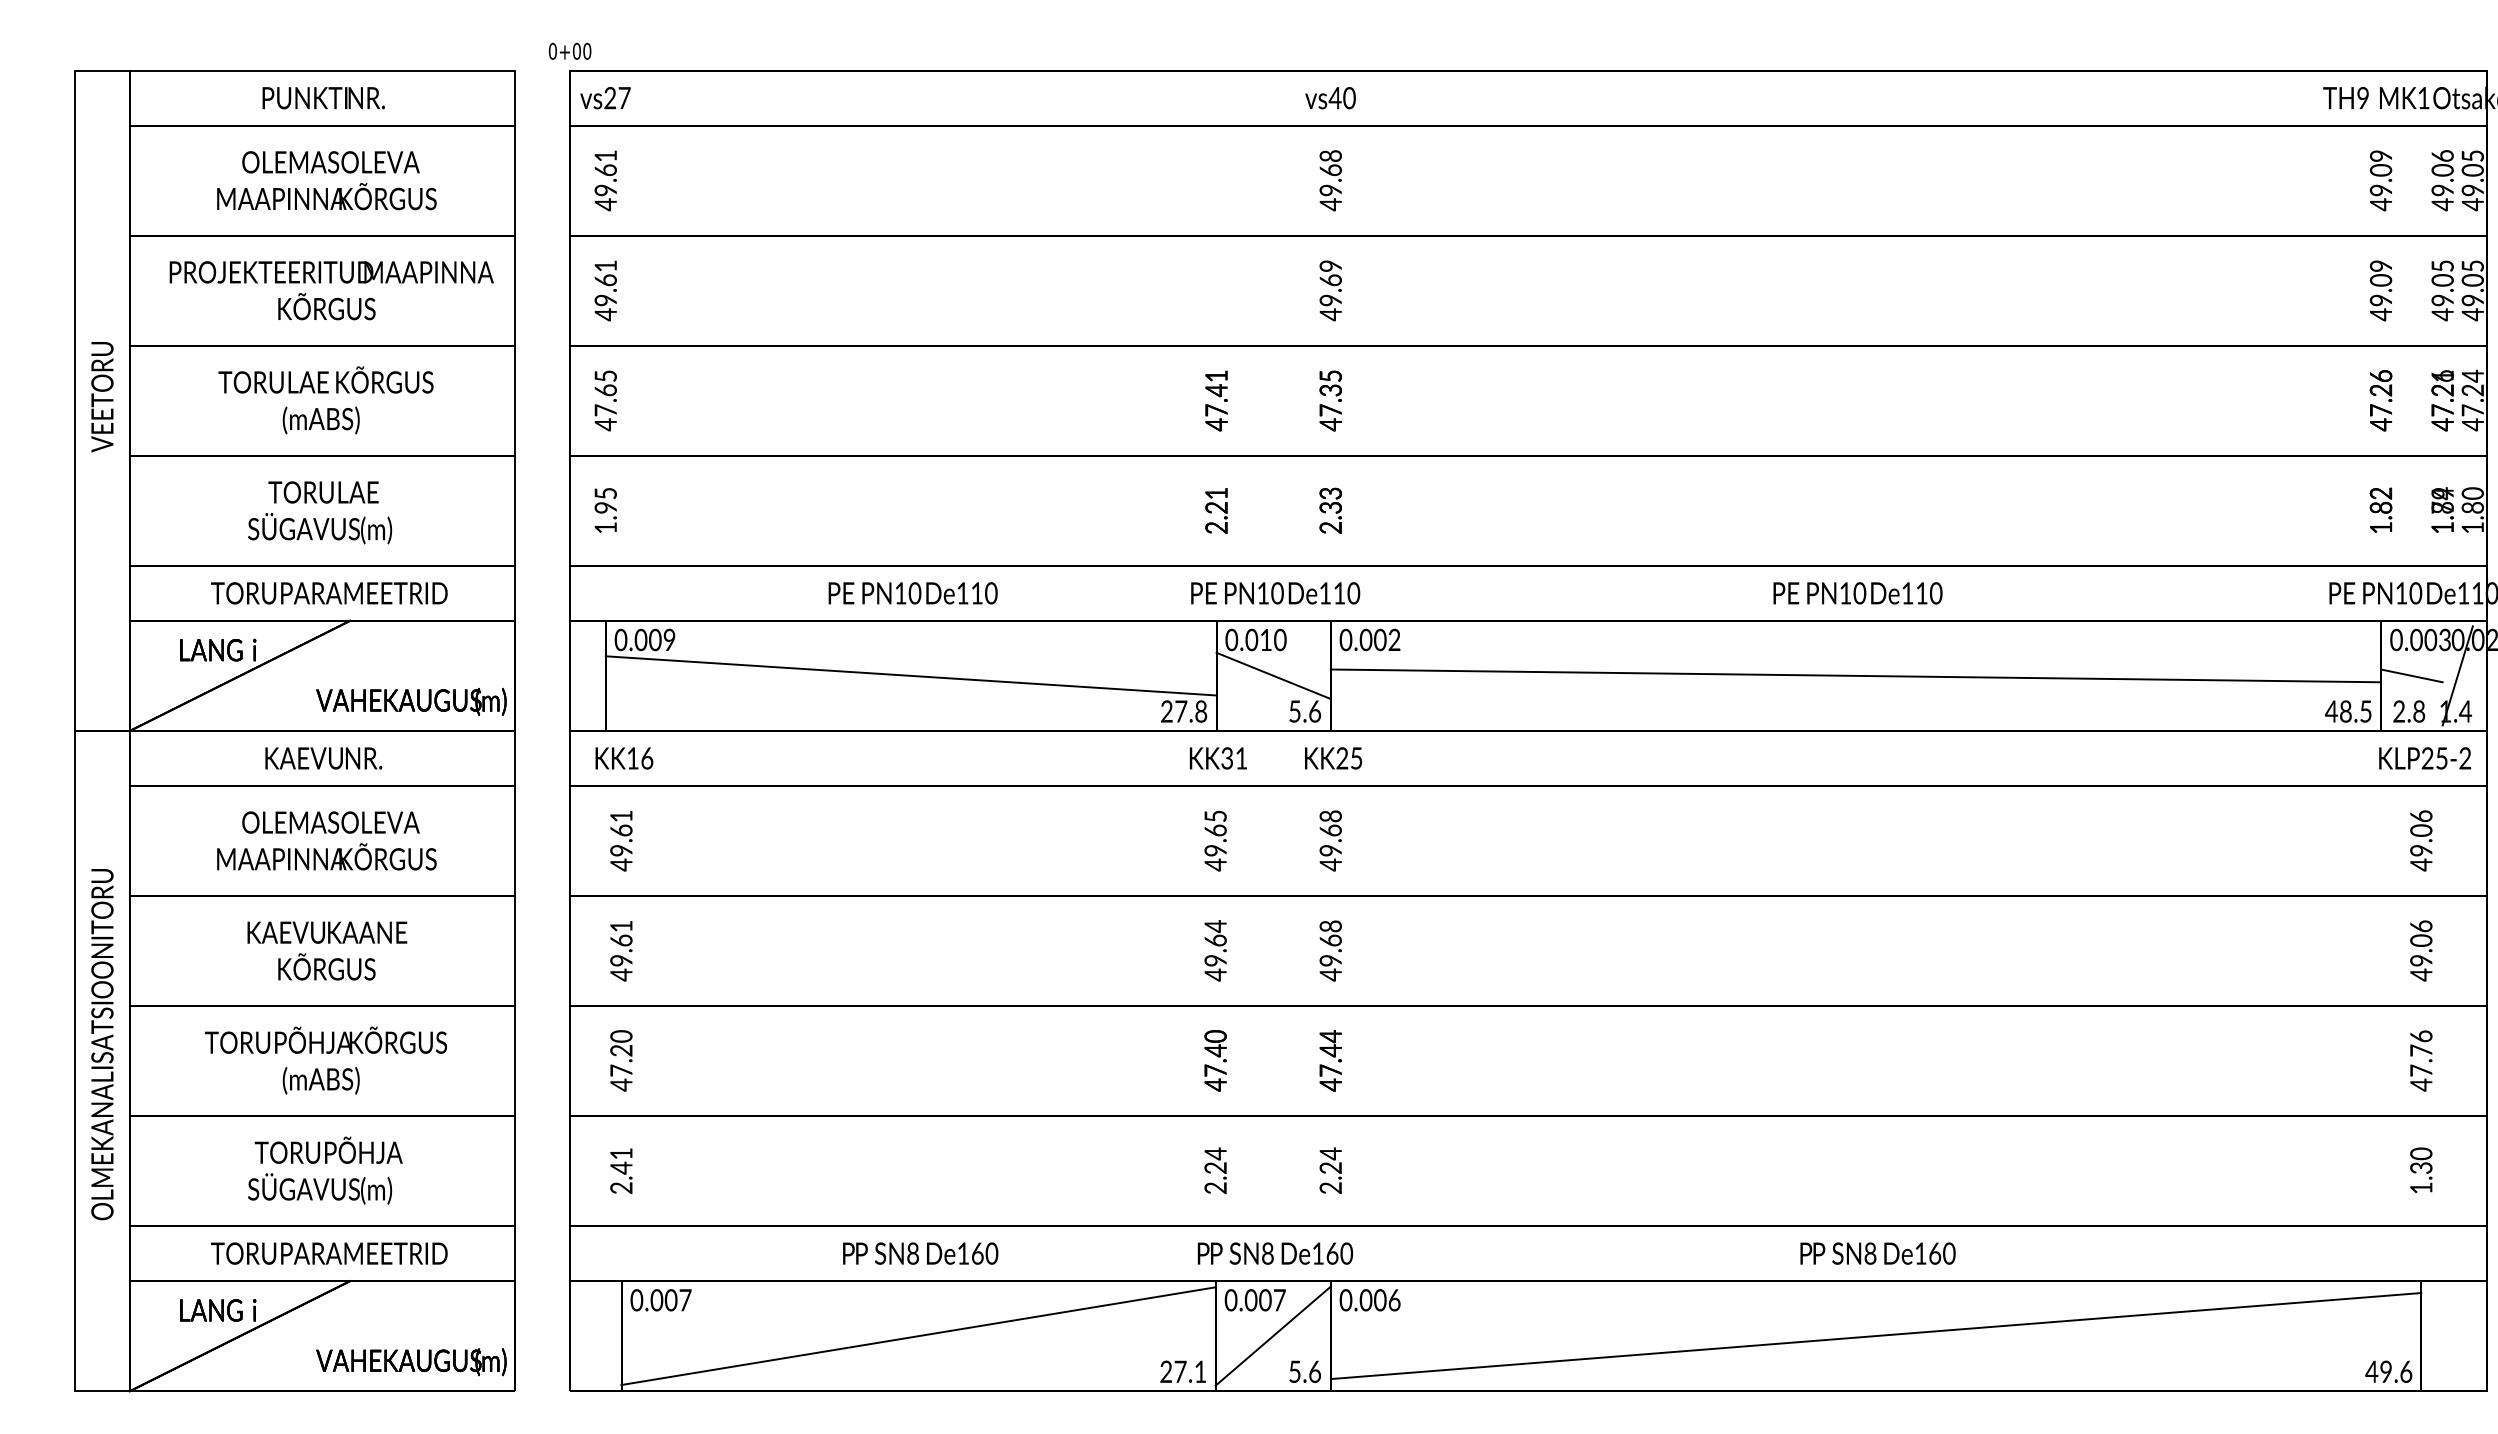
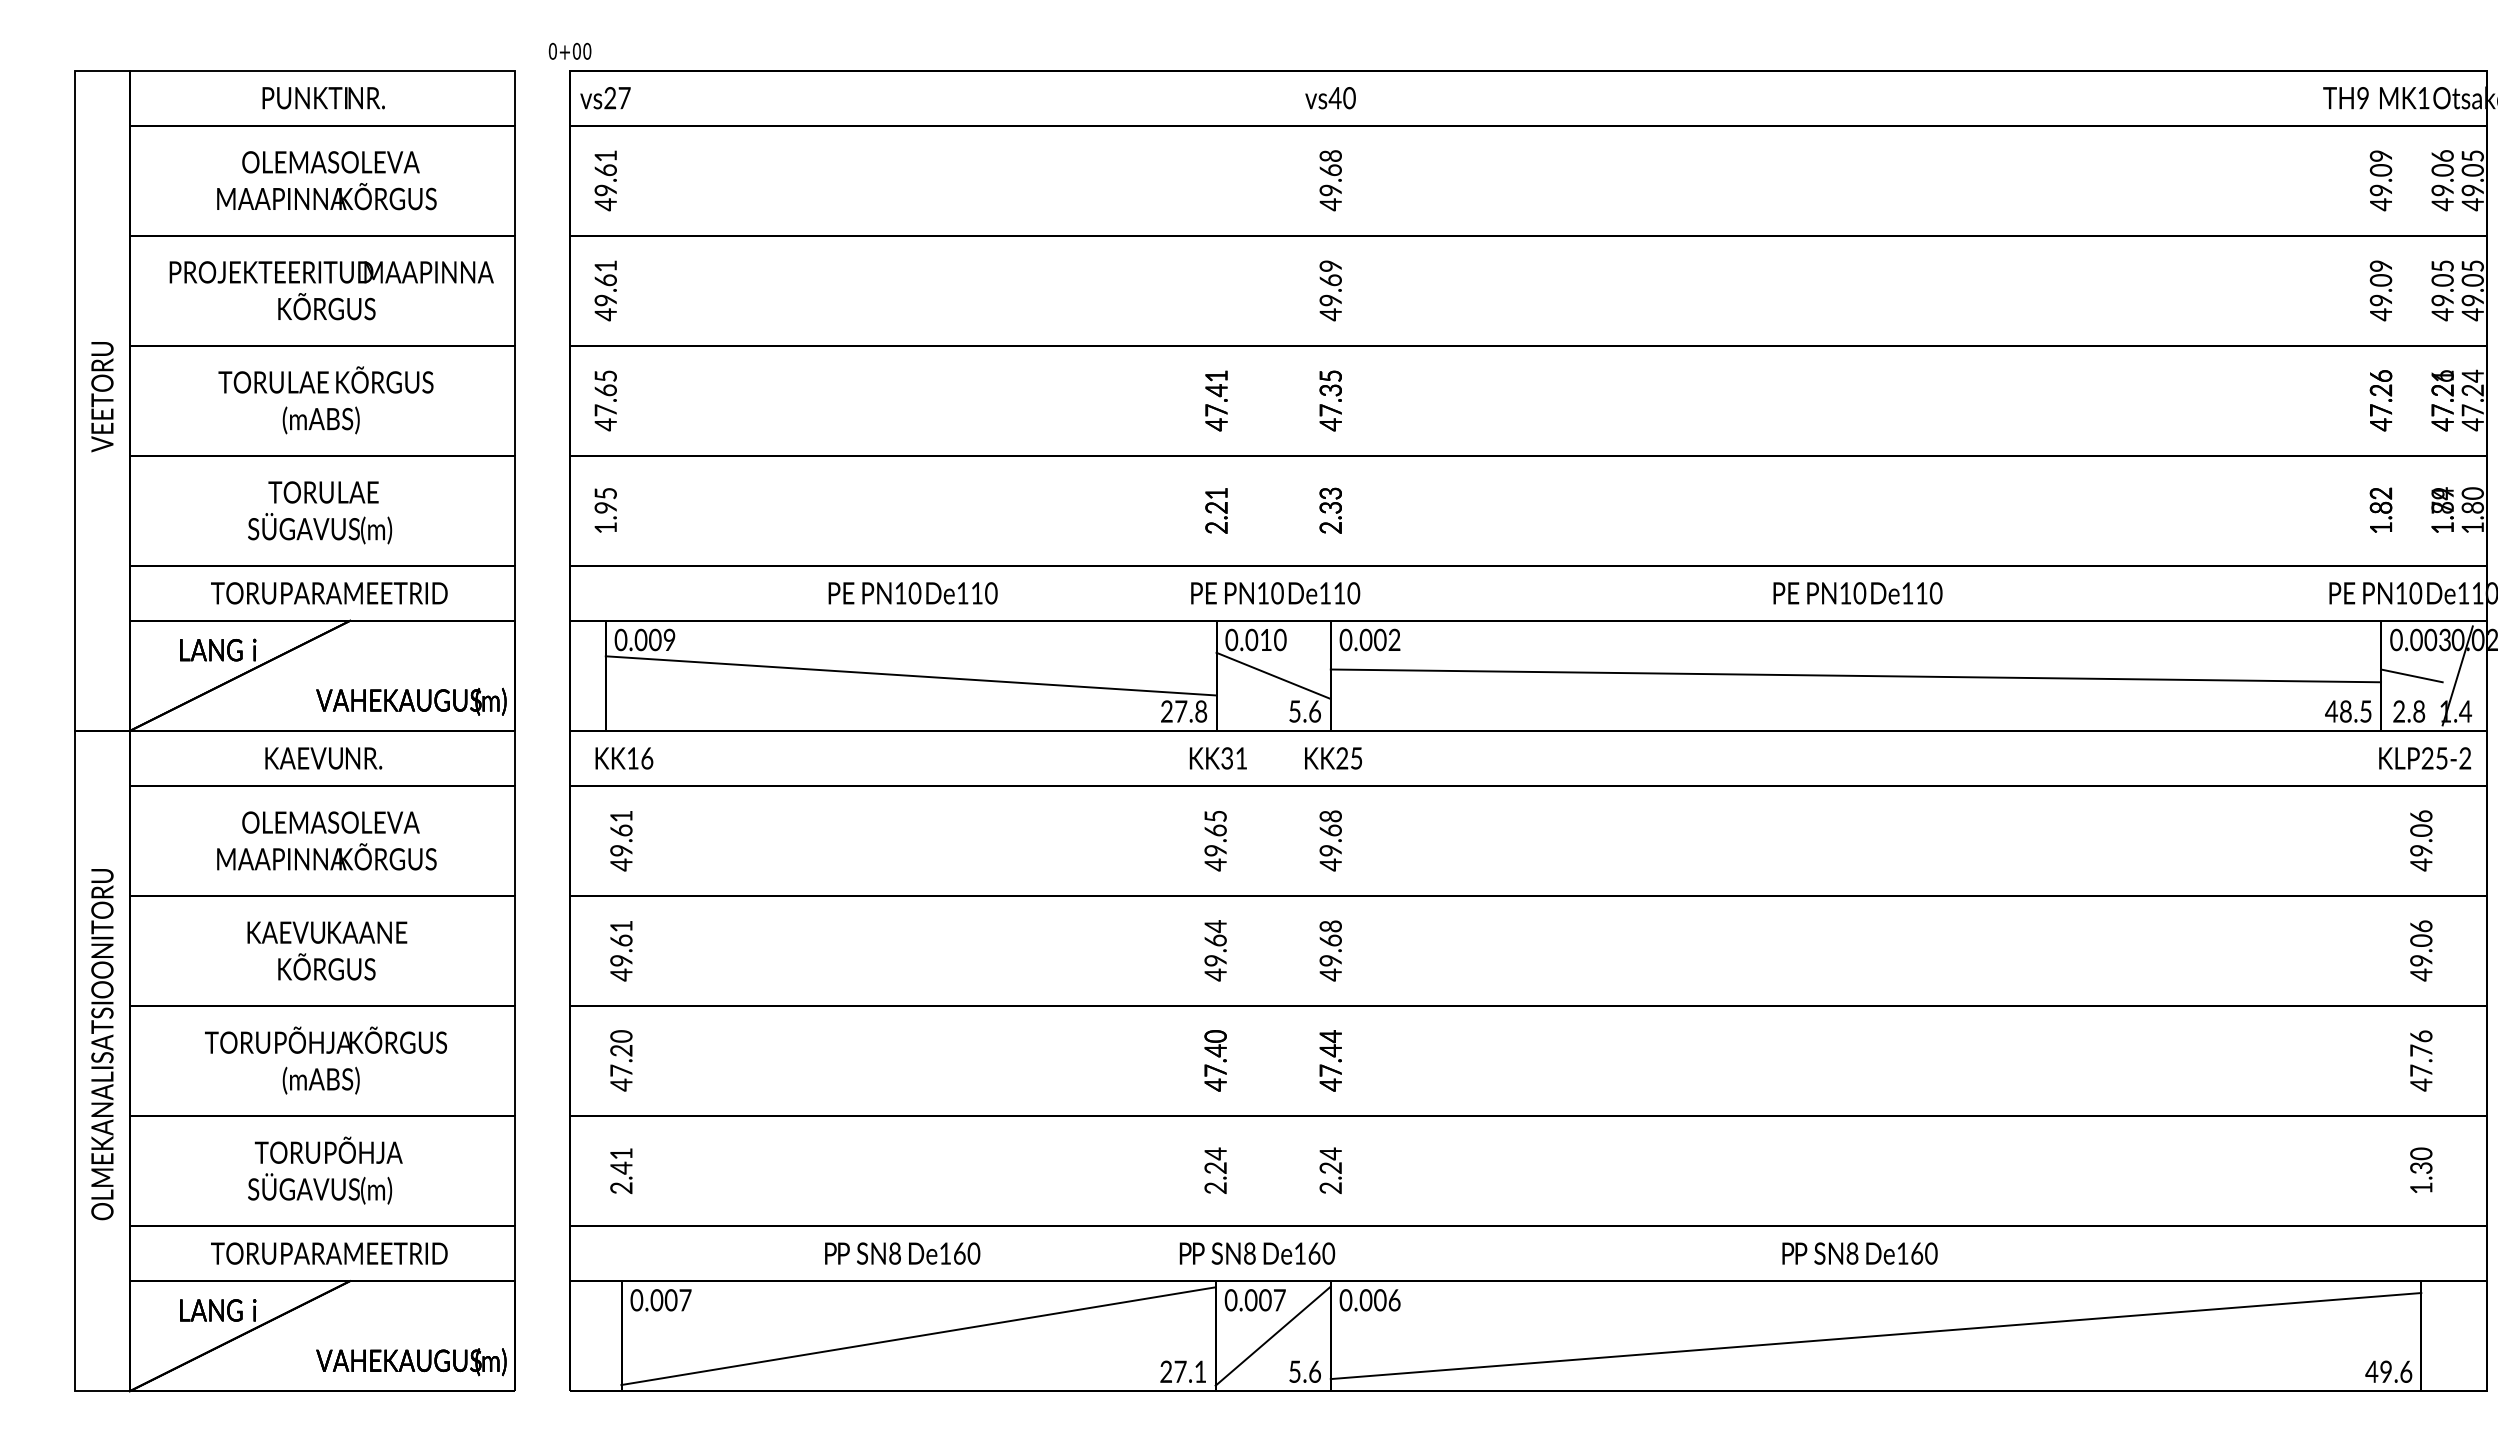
text position: (1399, 1253) -> (1381, 1253) (1381, 1253)
